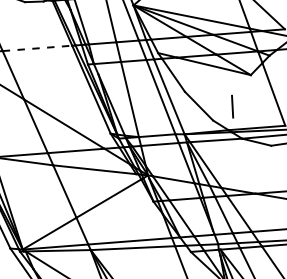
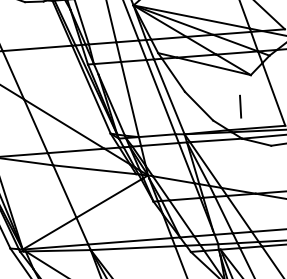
line: dashed -> solid (37, 48)
line position: (232, 106) -> (240, 106) (240, 106)
